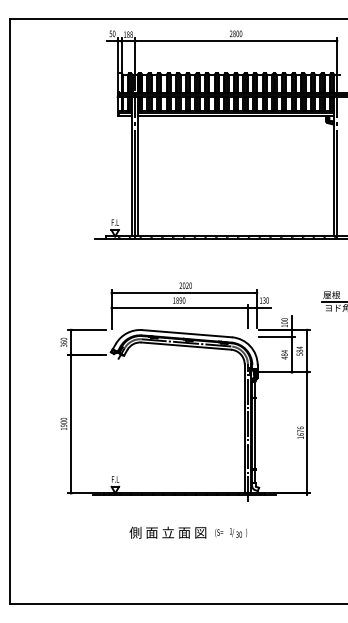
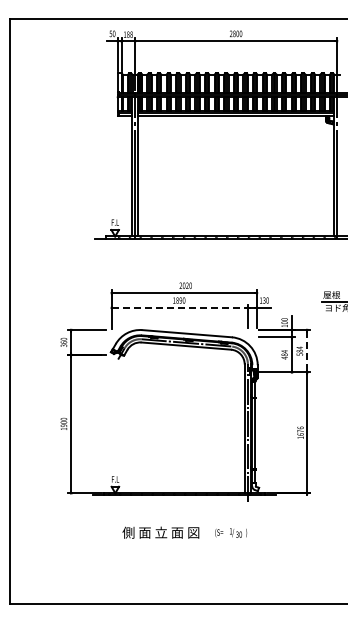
line: solid -> dashed (179, 307)
line: solid -> dashed (307, 350)
text position: (167, 532) -> (160, 532) (160, 532)
